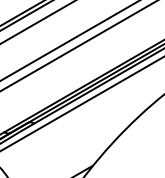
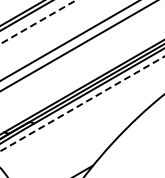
line: solid -> dashed (38, 22)
line: solid -> dashed (82, 104)
